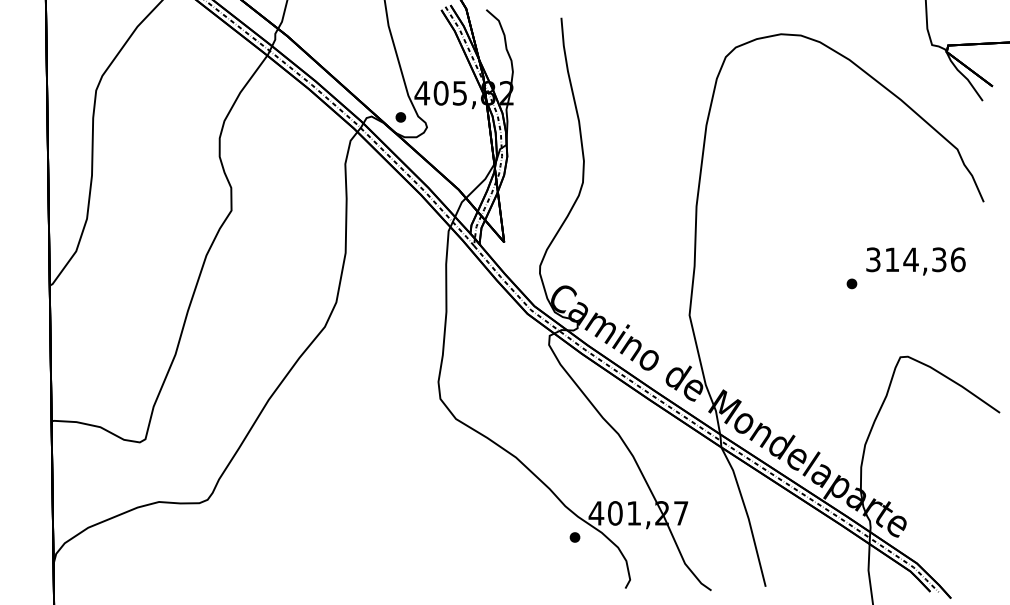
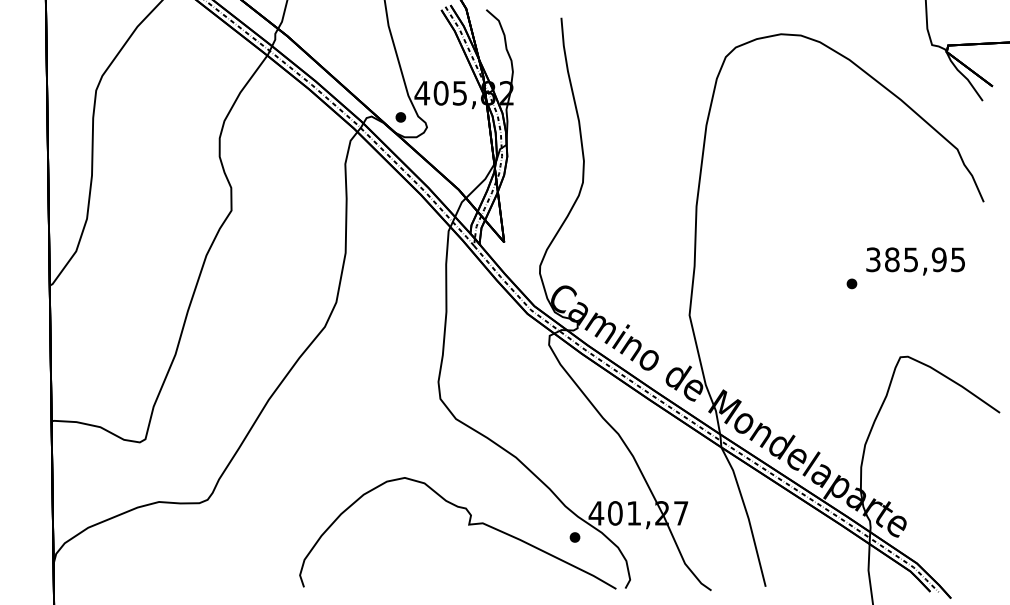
text: 314,36 -> 385,95 (925, 259)
curve: none -> present (468, 525)
